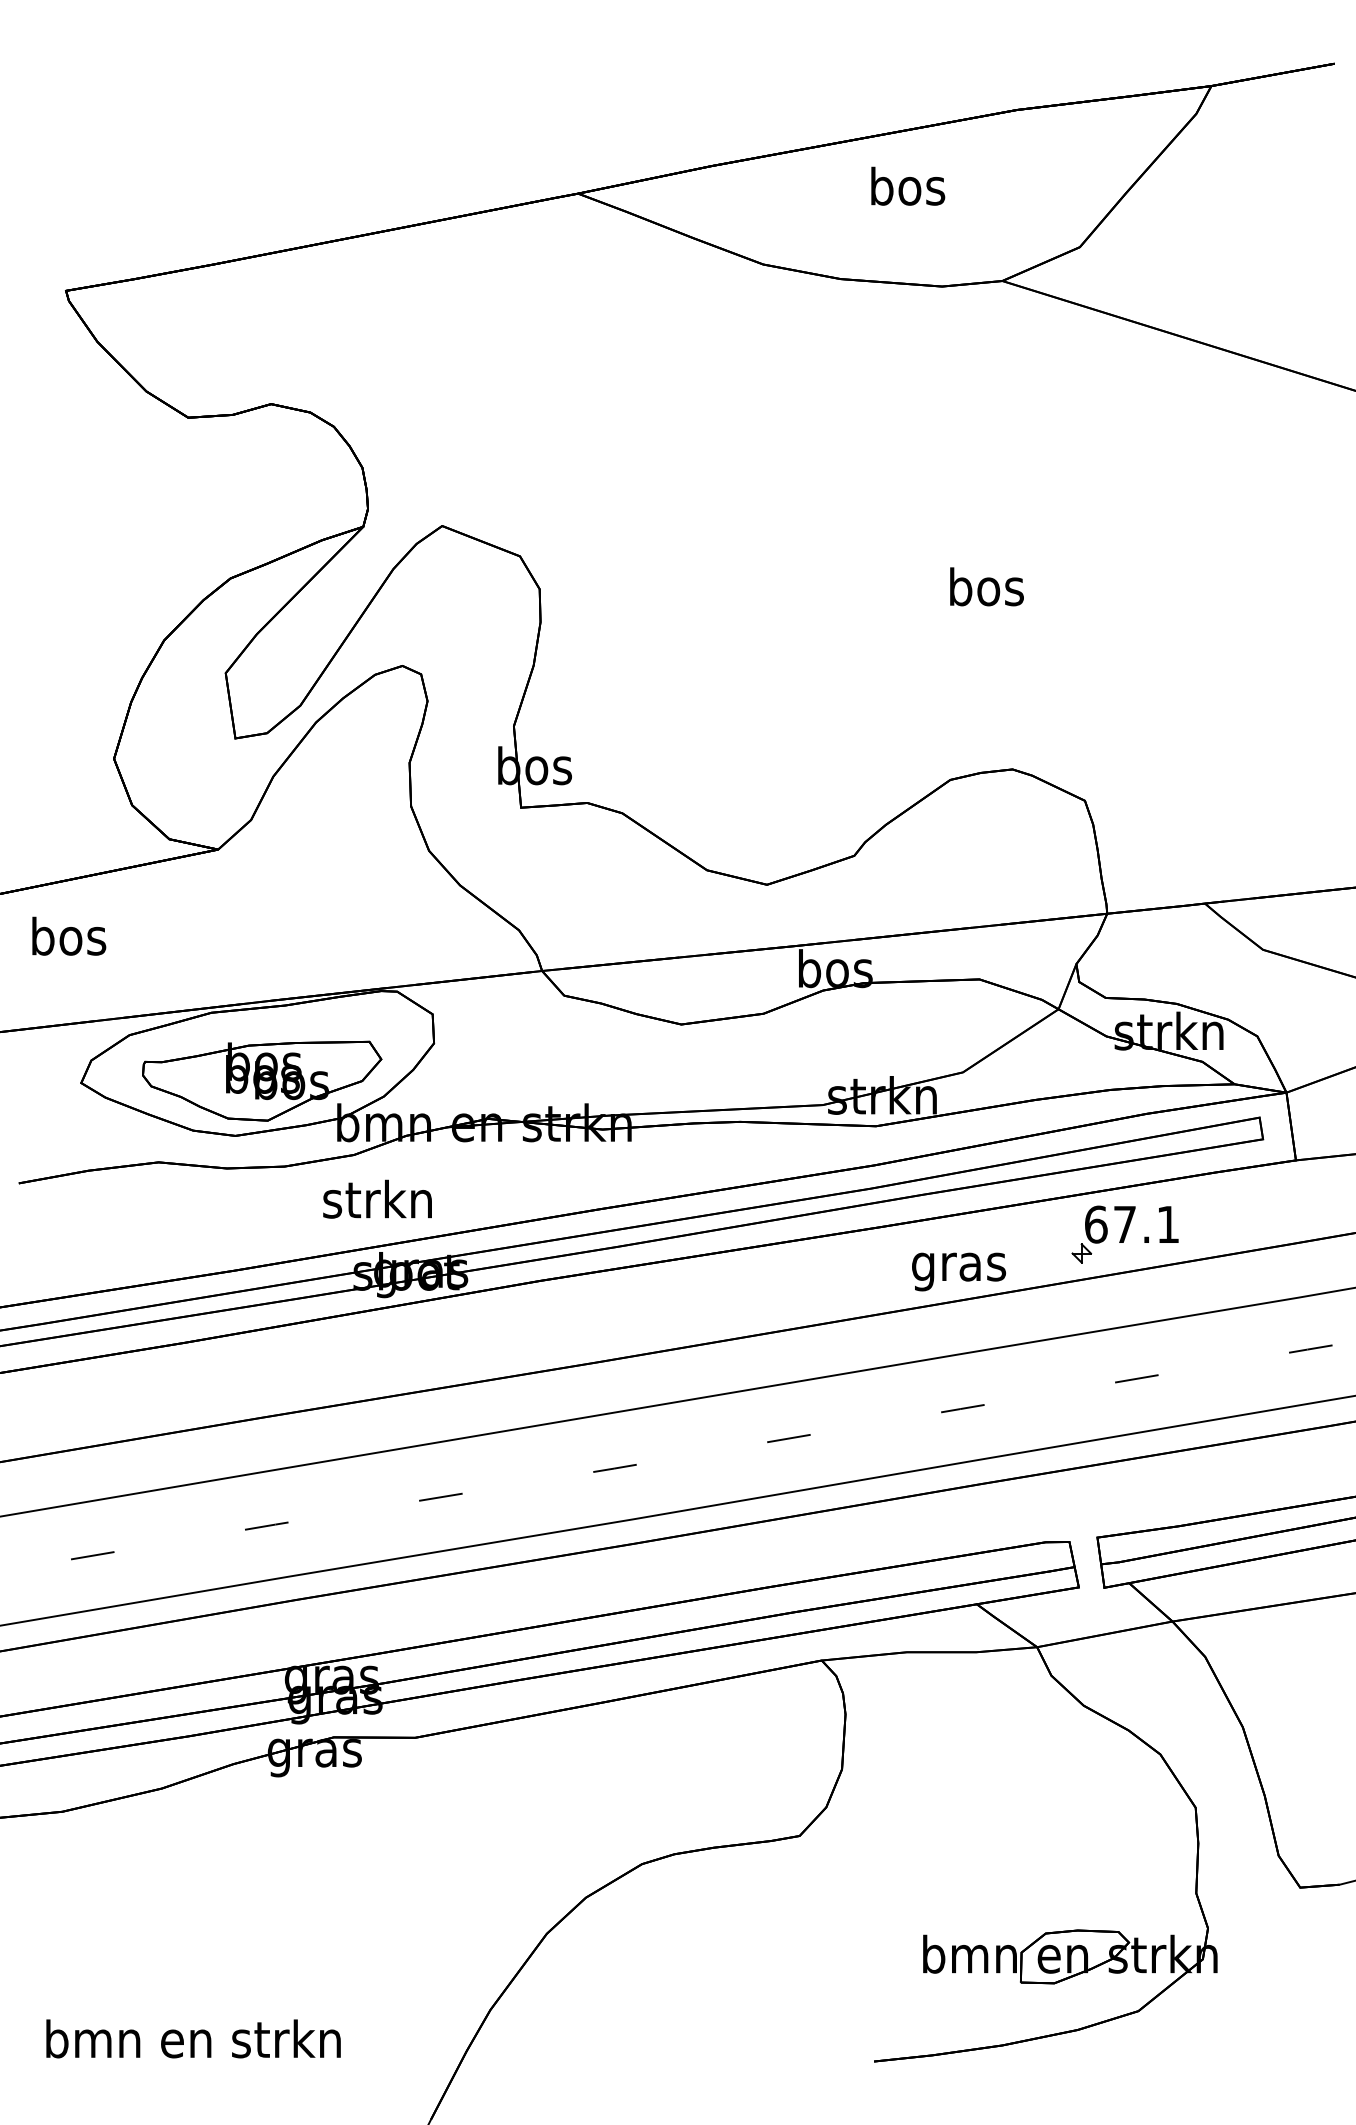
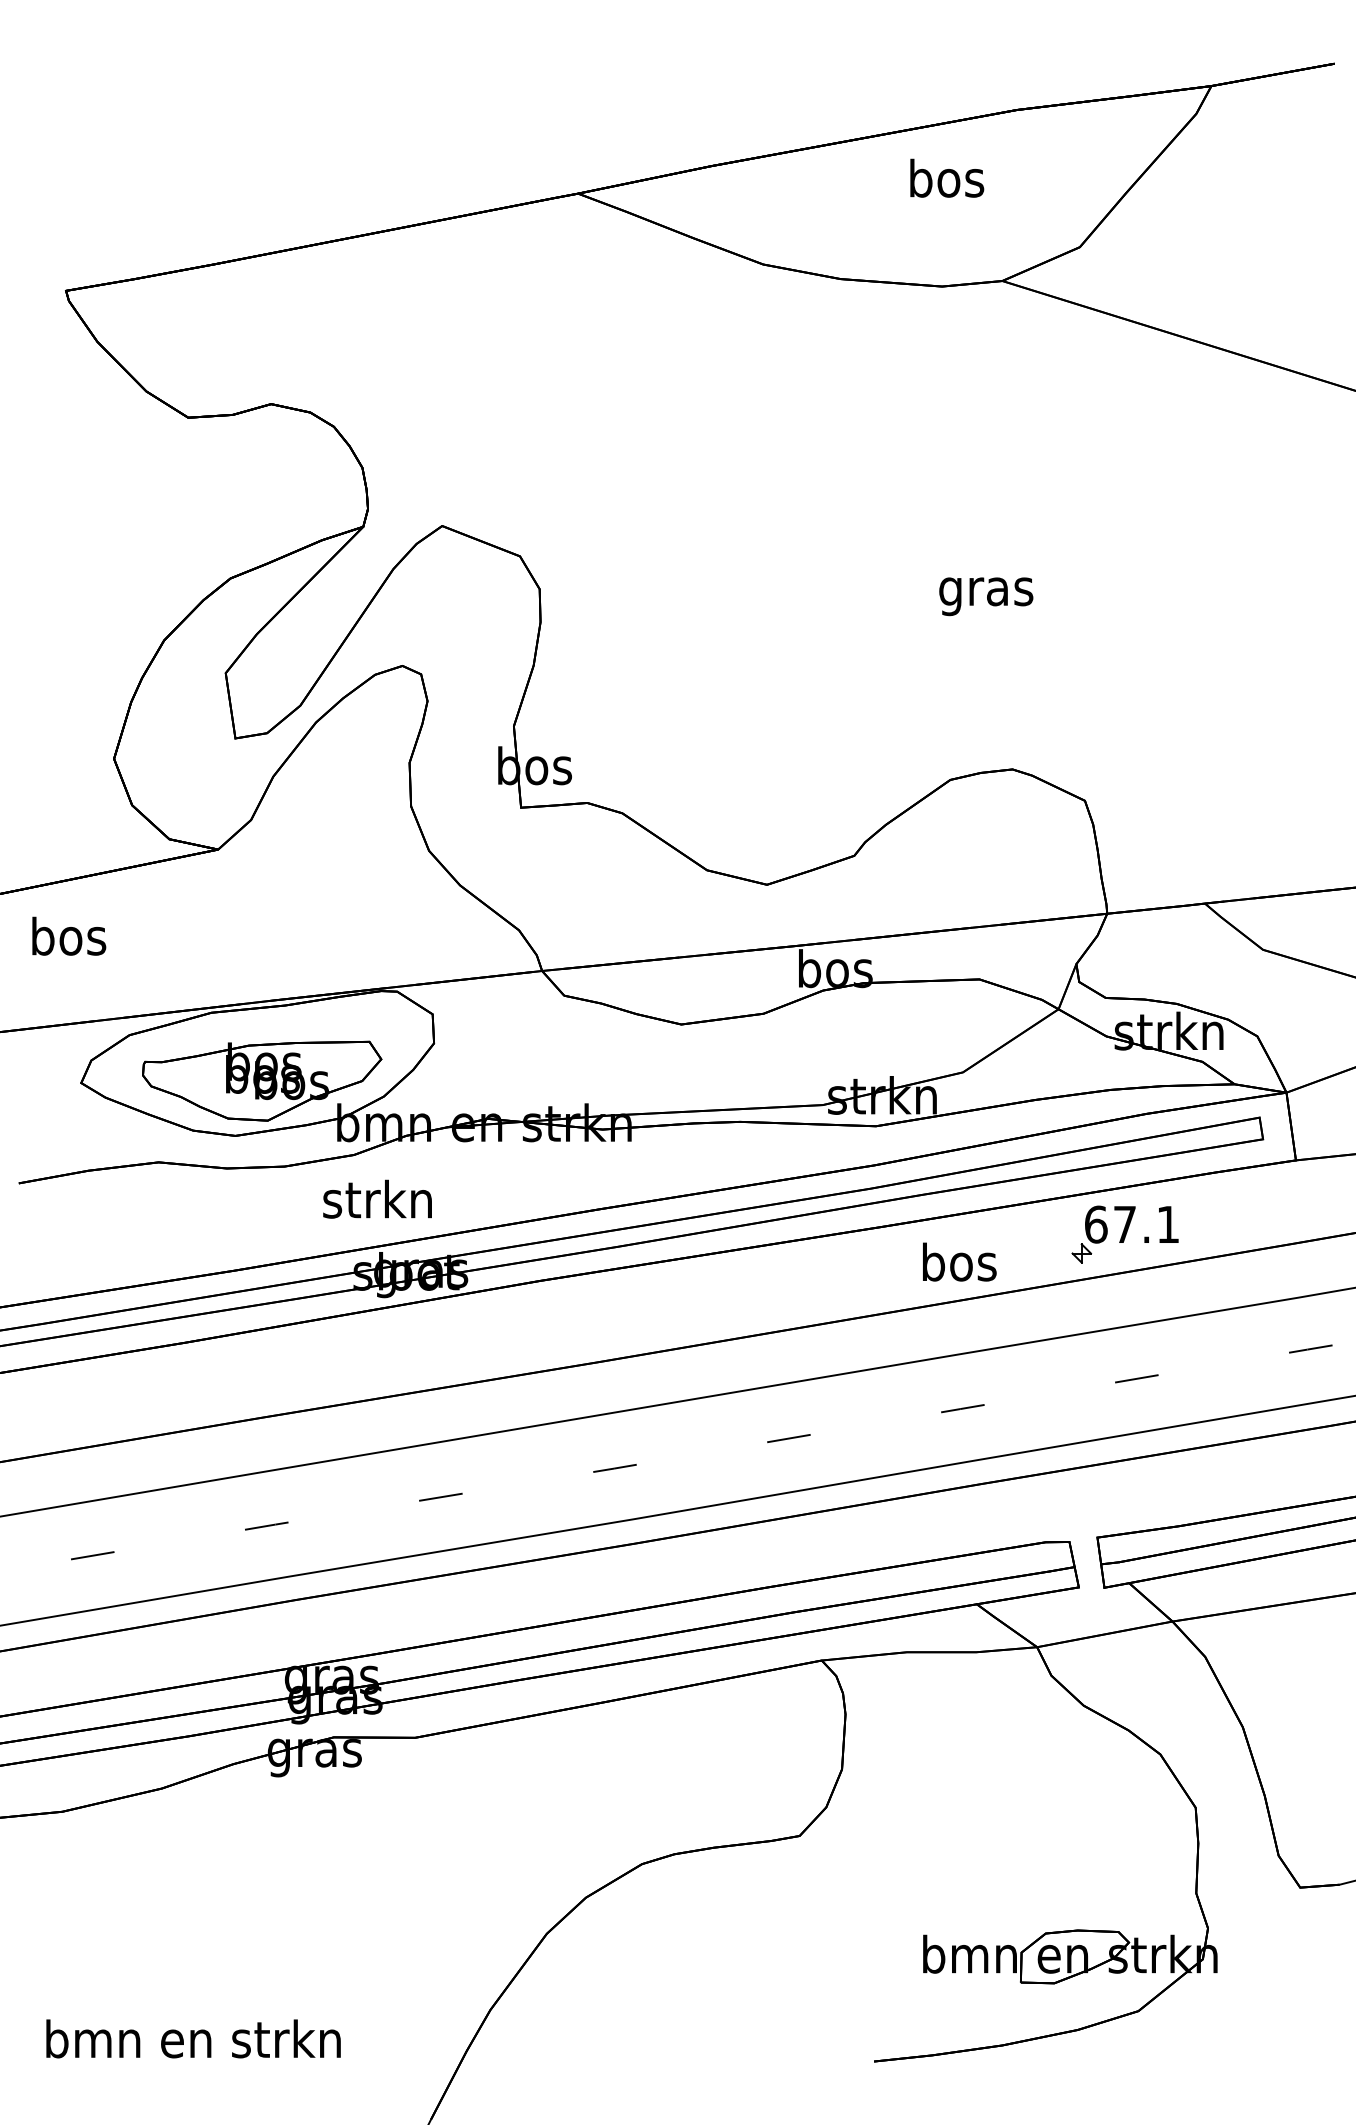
text position: (908, 185) -> (947, 177) (947, 177)
text: bos -> gras (986, 591)
text: gras -> bos (959, 1266)
